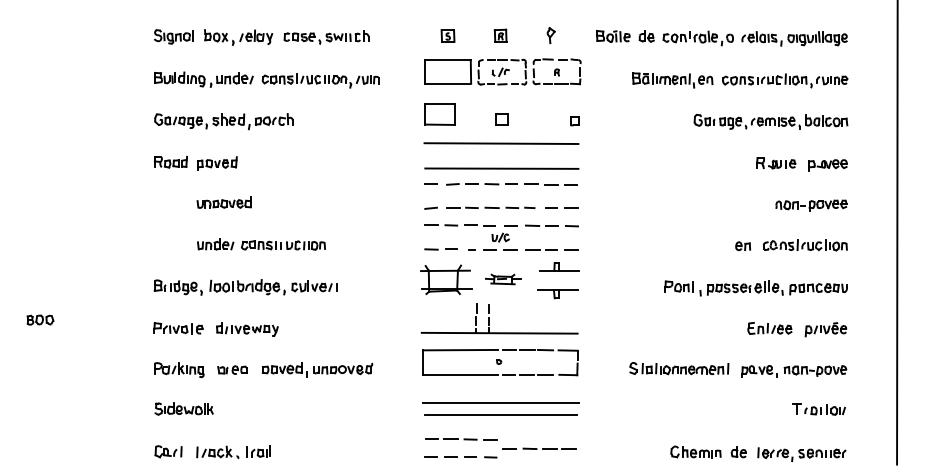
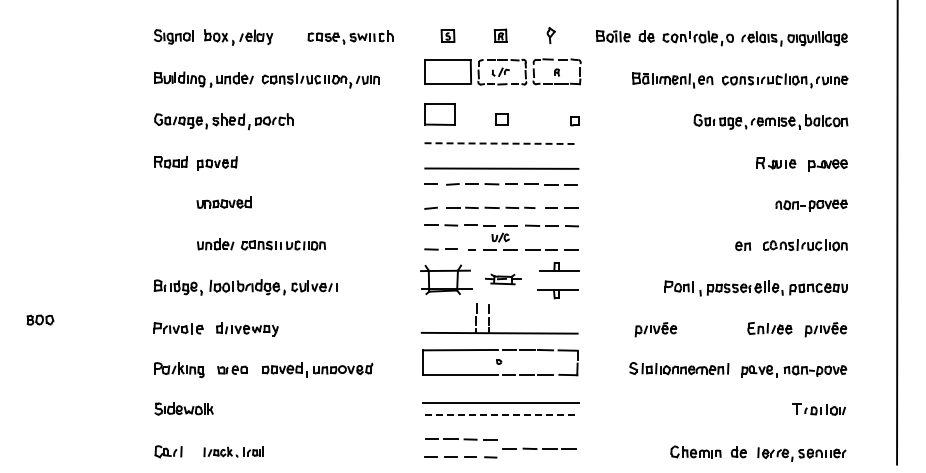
part position: (326, 37) -> (350, 37) (350, 37)
line: solid -> dashed (501, 143)
part: none -> present (655, 329)
line: solid -> dashed (501, 415)
part size: 75x14 px -> 61x12 px (233, 451)
